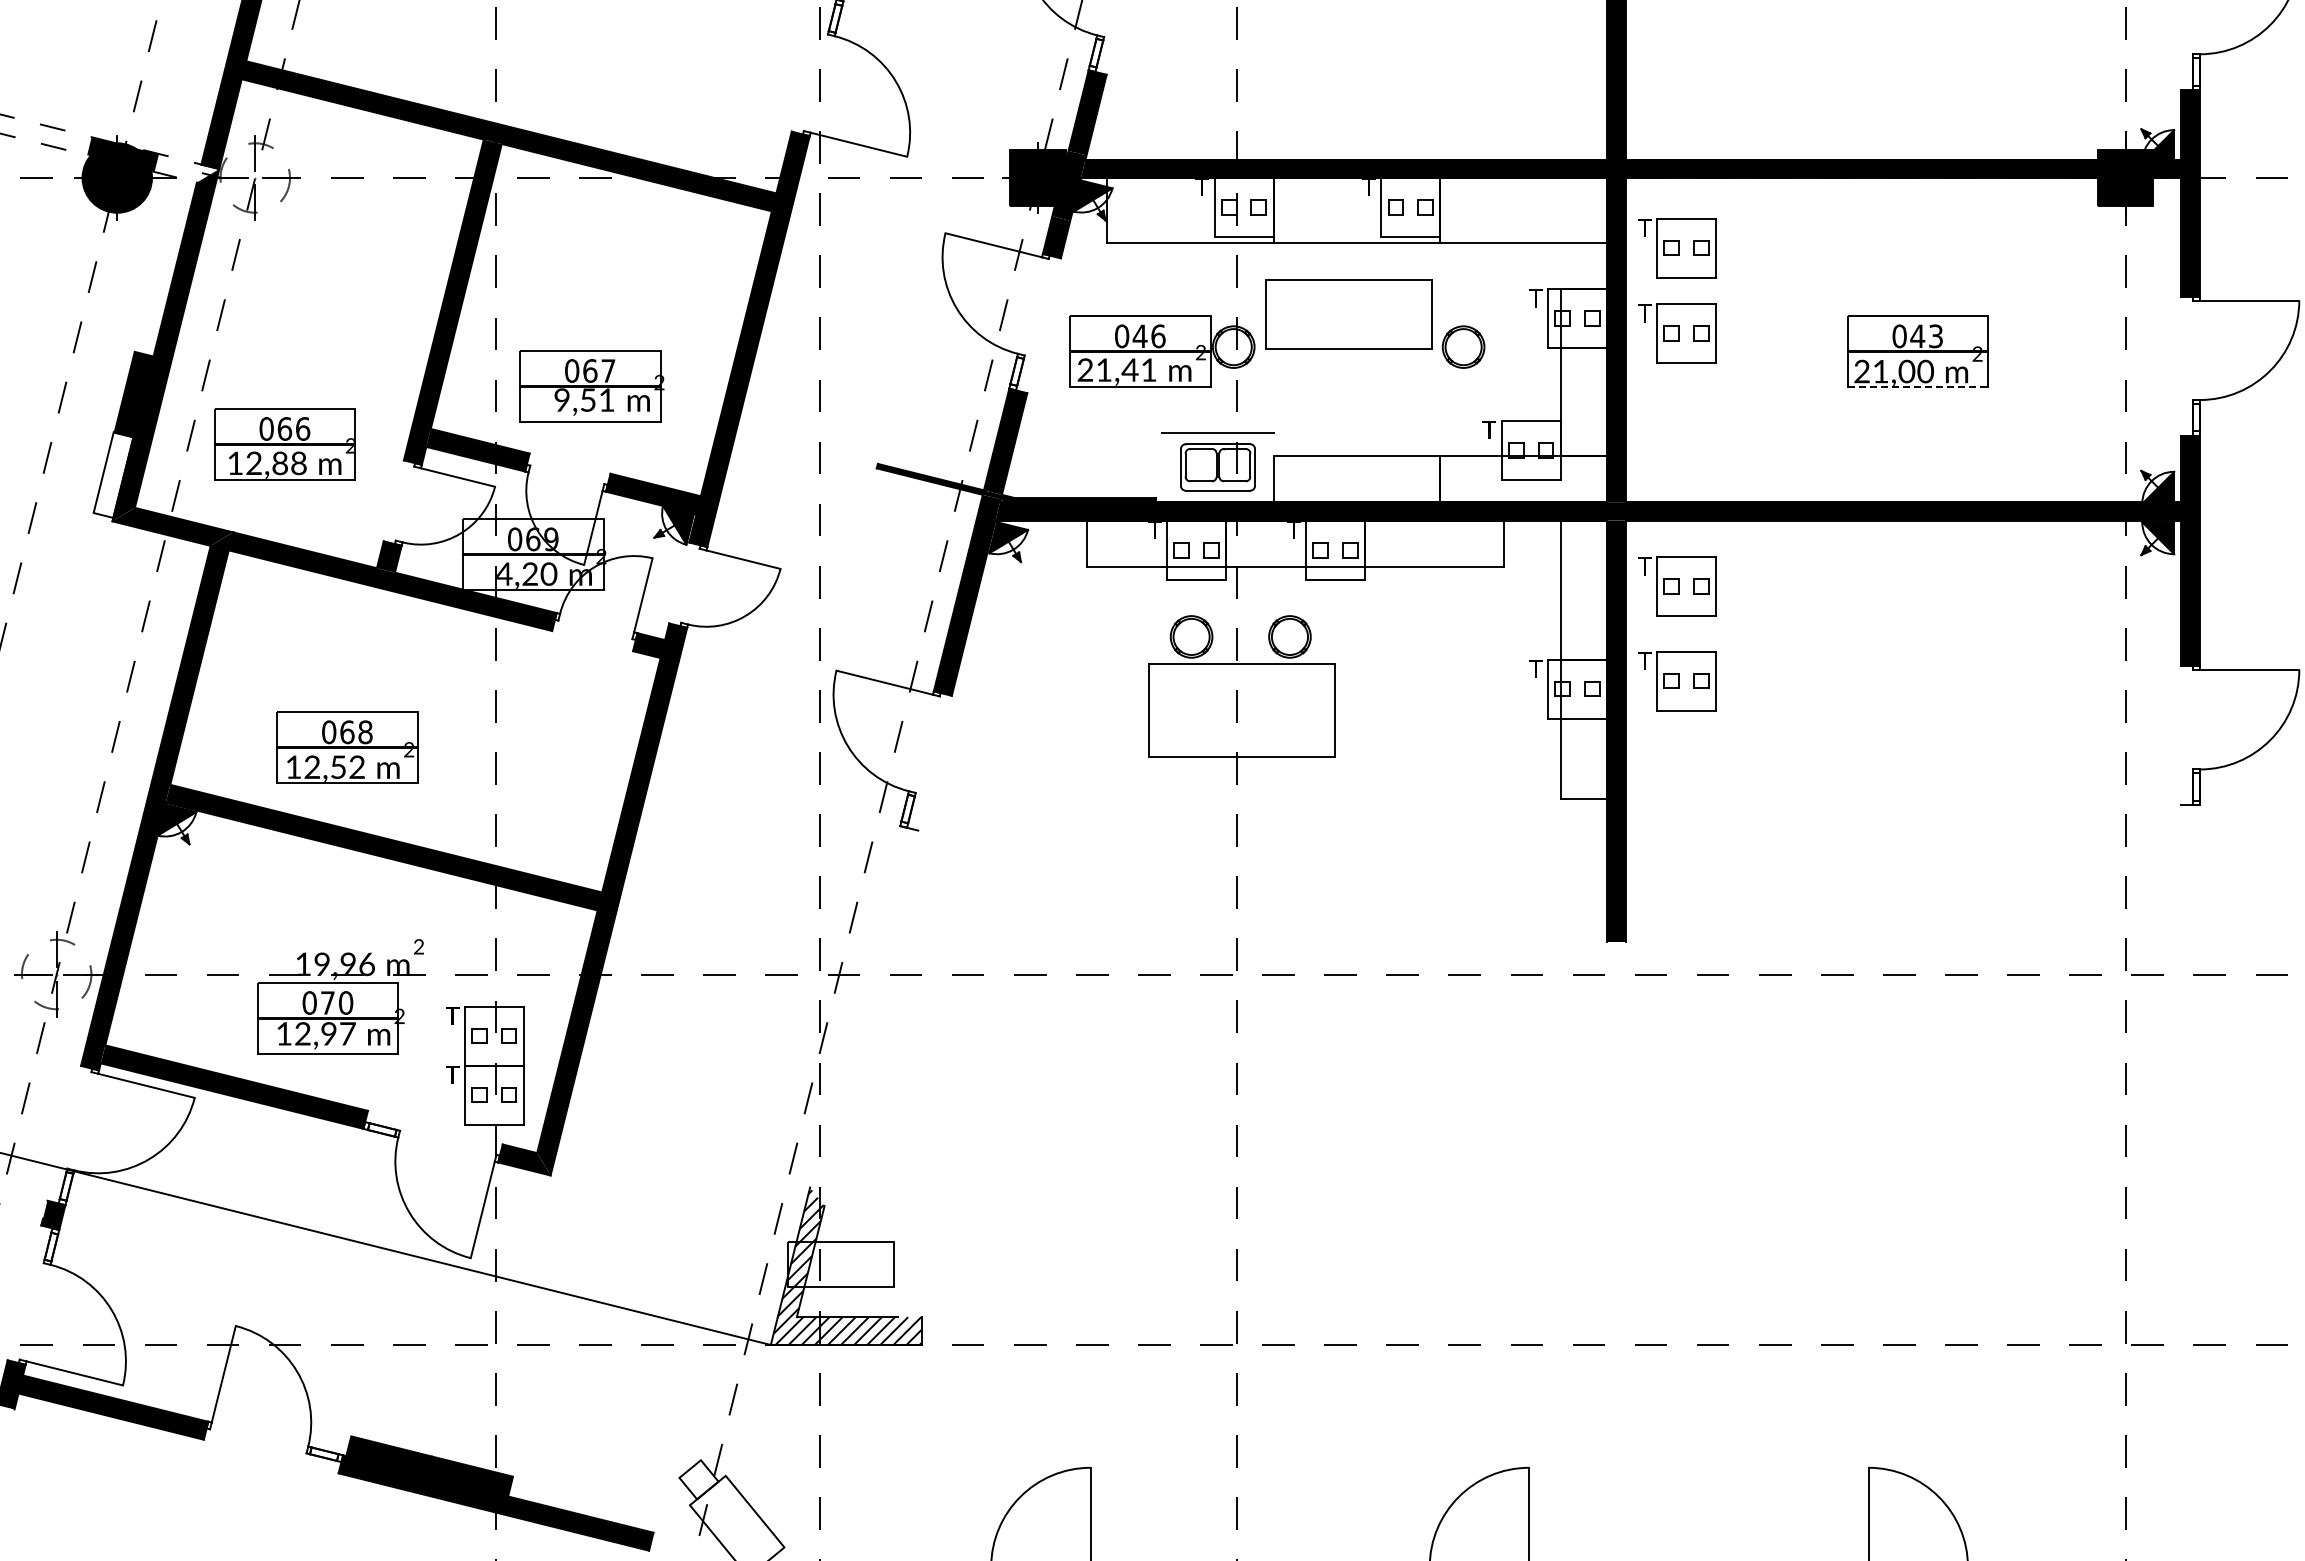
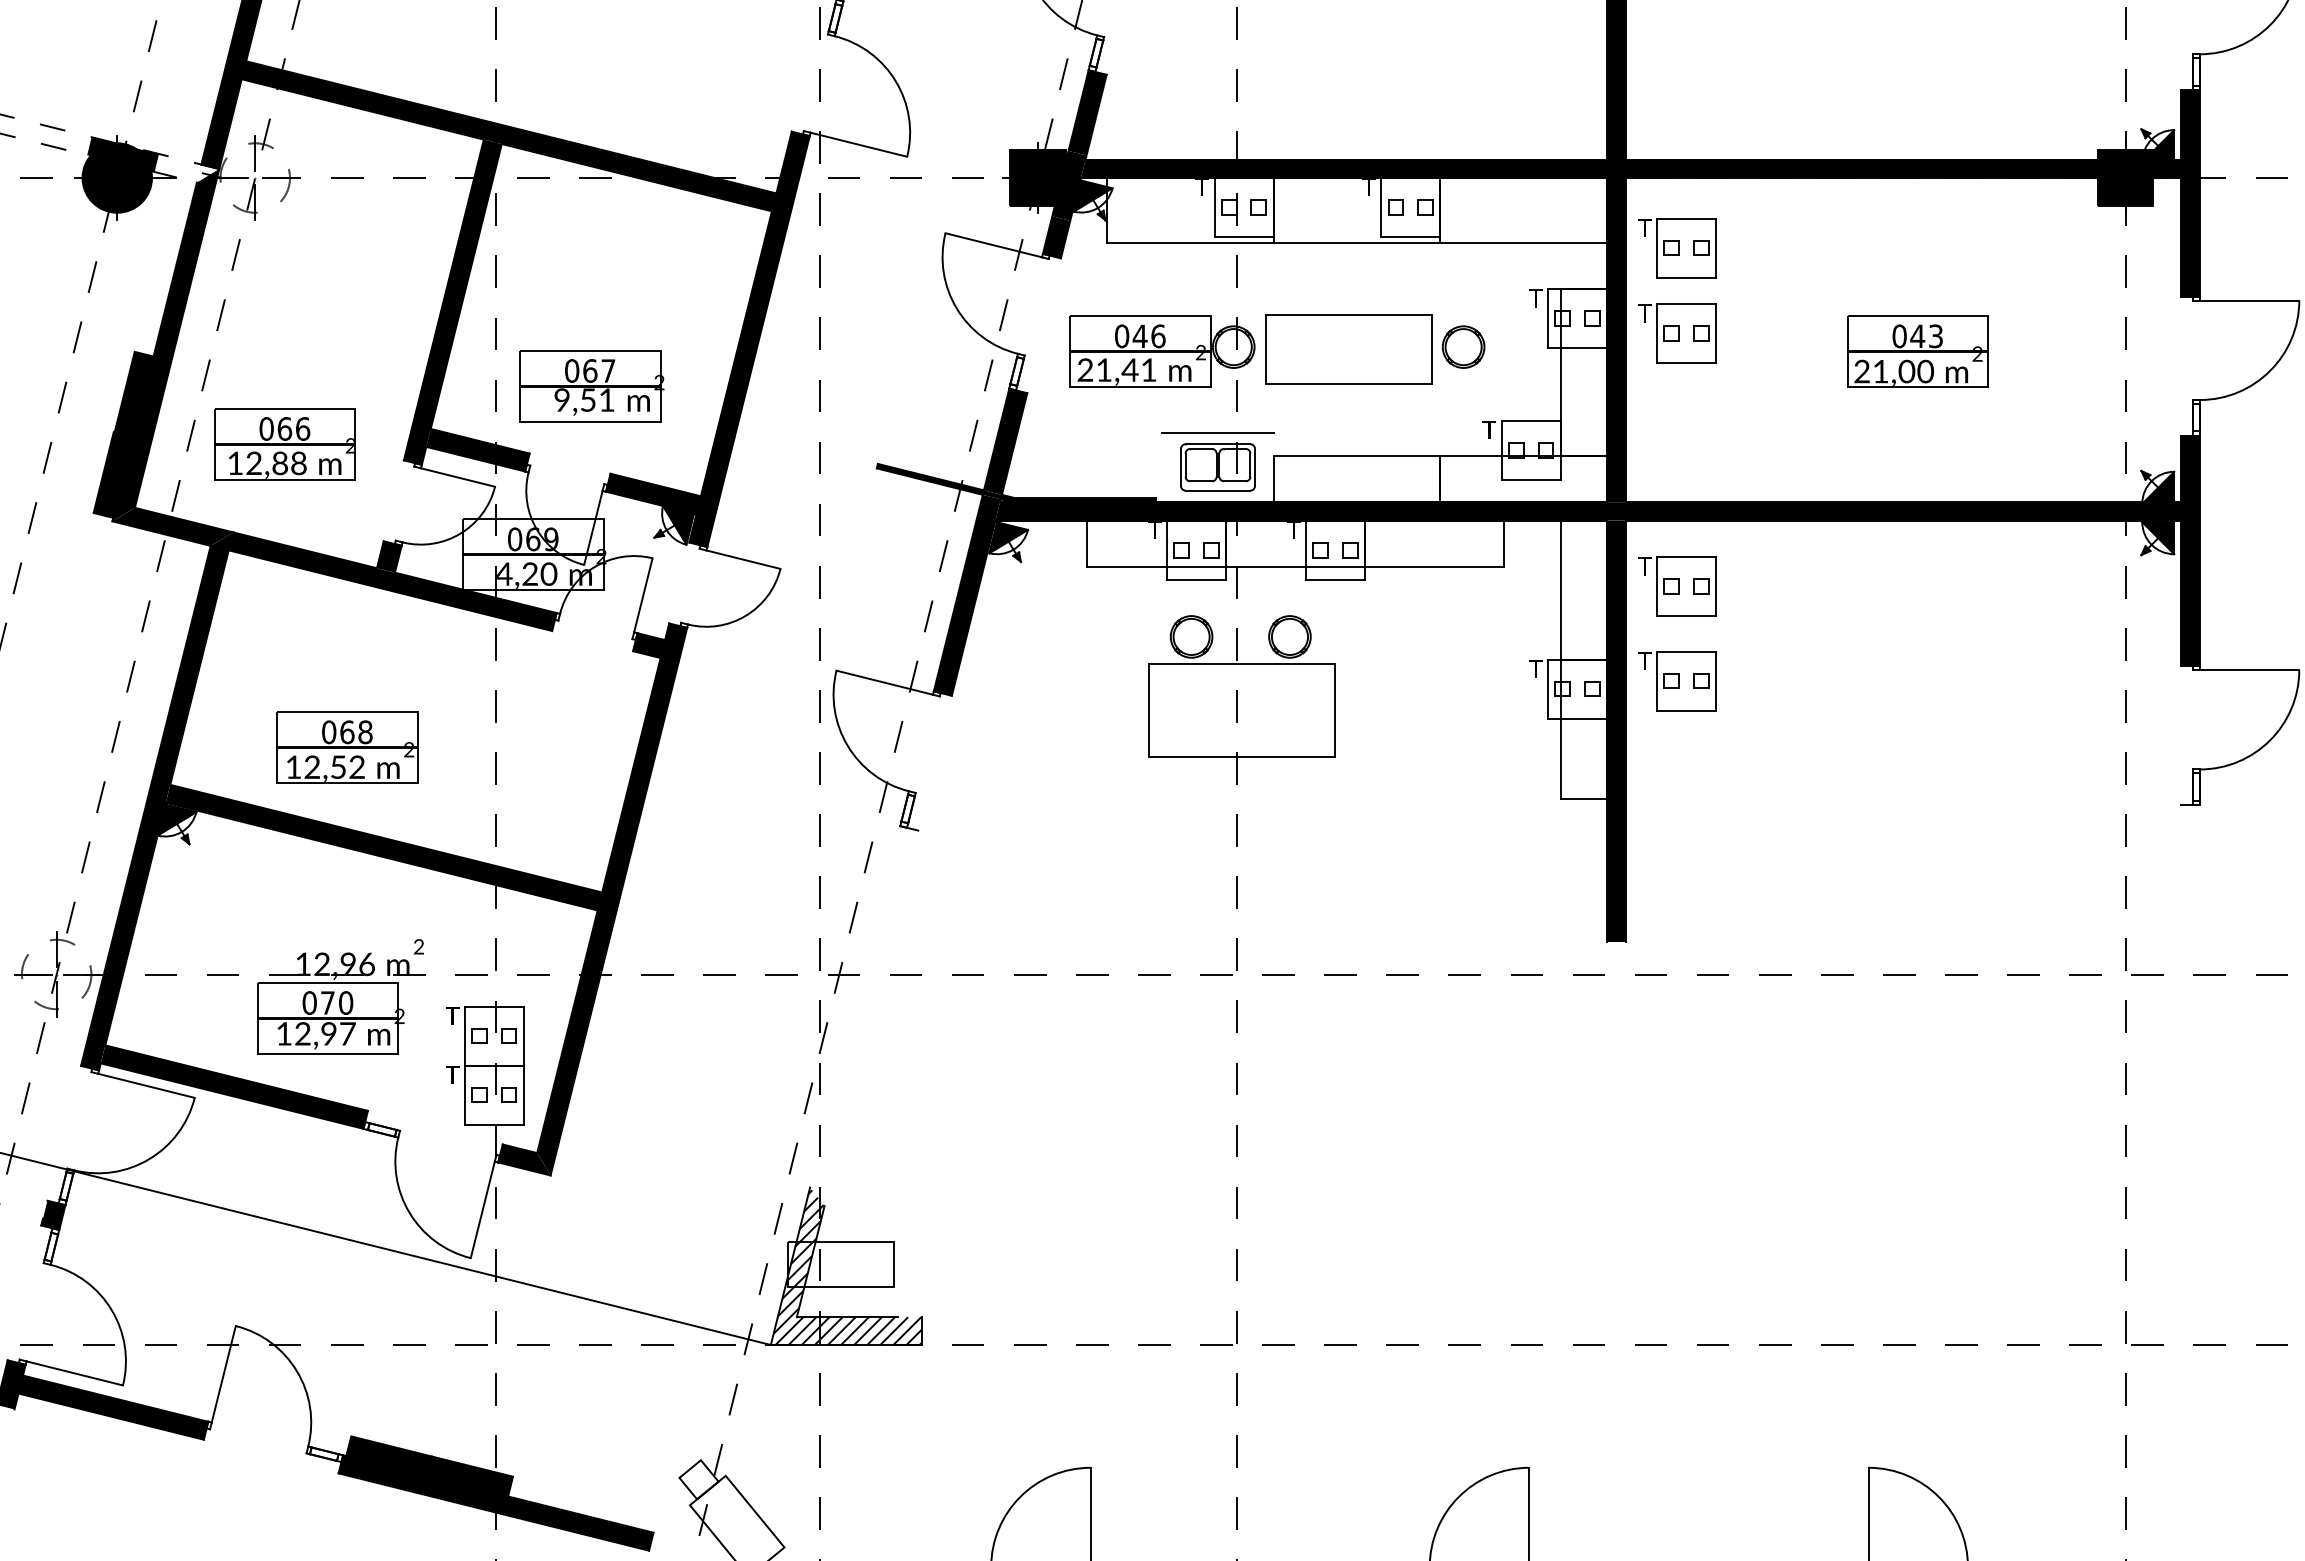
part position: (1348, 314) -> (1348, 349) (1348, 349)
line: dashed -> solid (1918, 387)
fill: none -> present (113, 474)
text: 19,96 -> 12,96 (321, 964)
